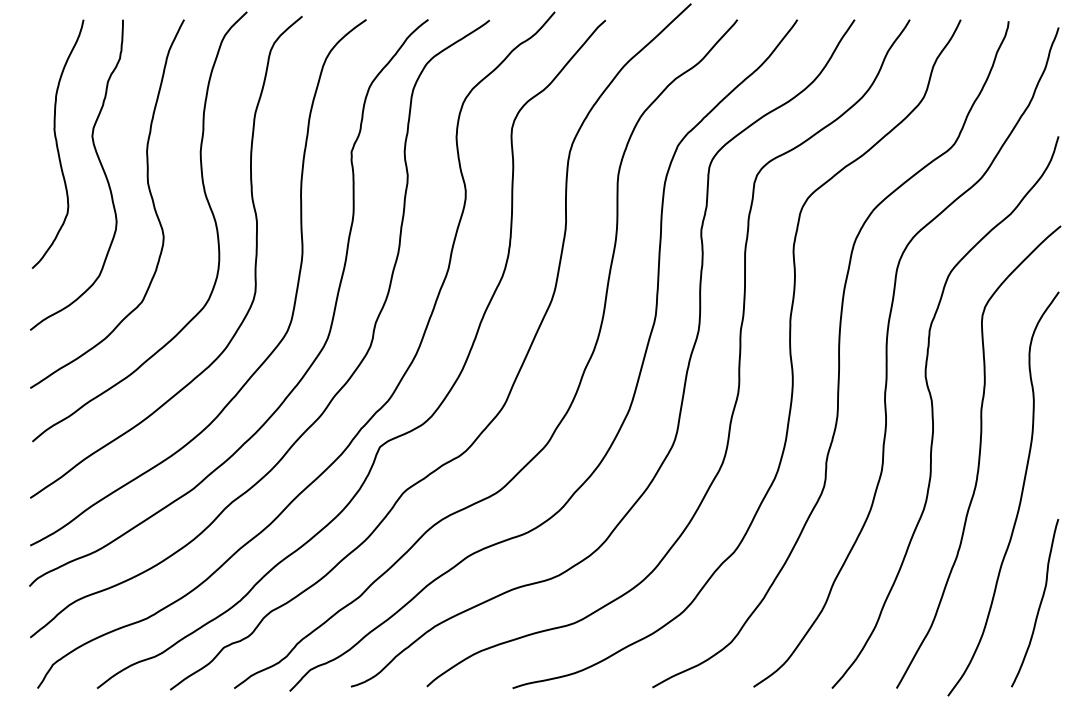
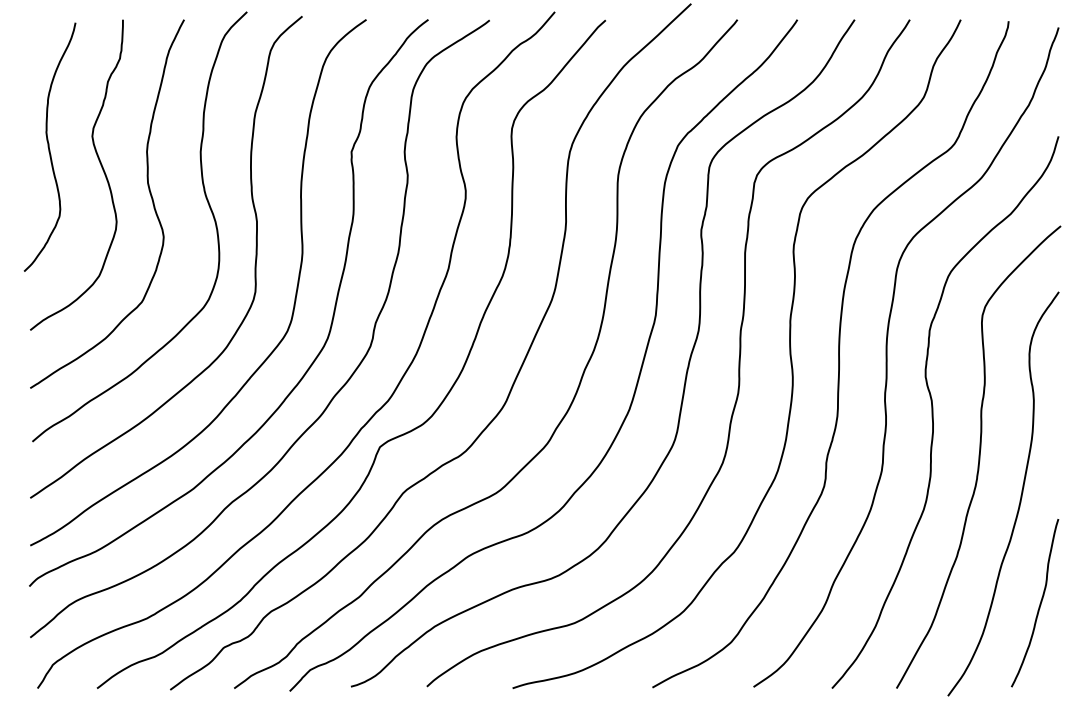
curve position: (57, 143) -> (49, 146) (49, 146)
